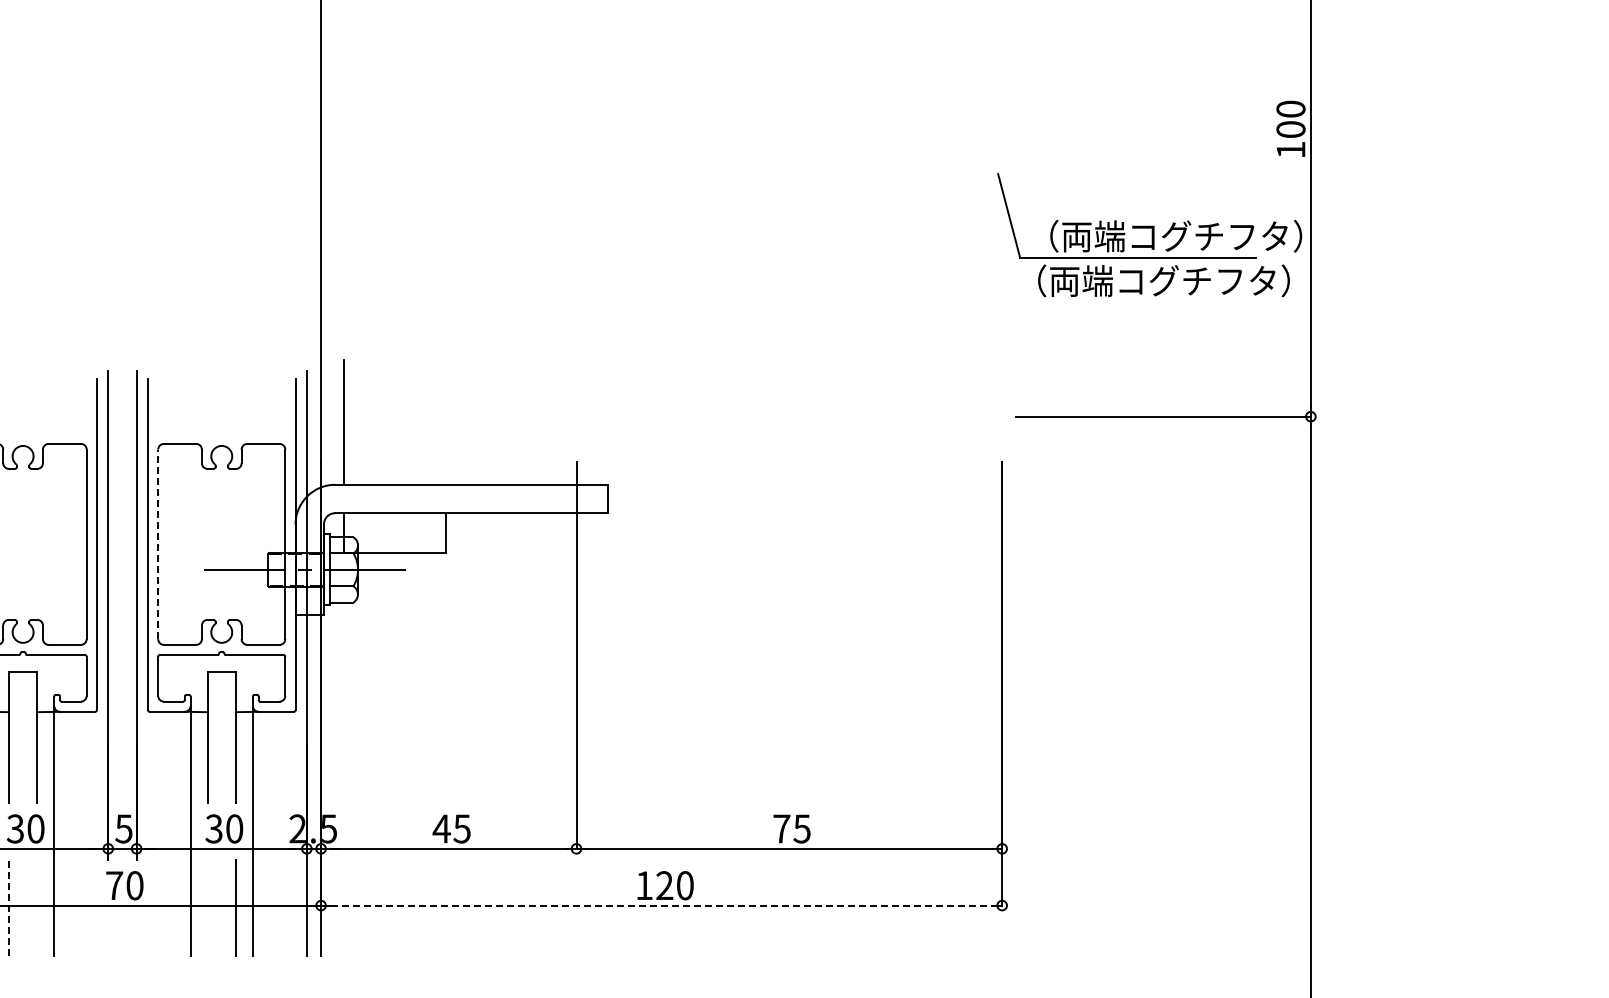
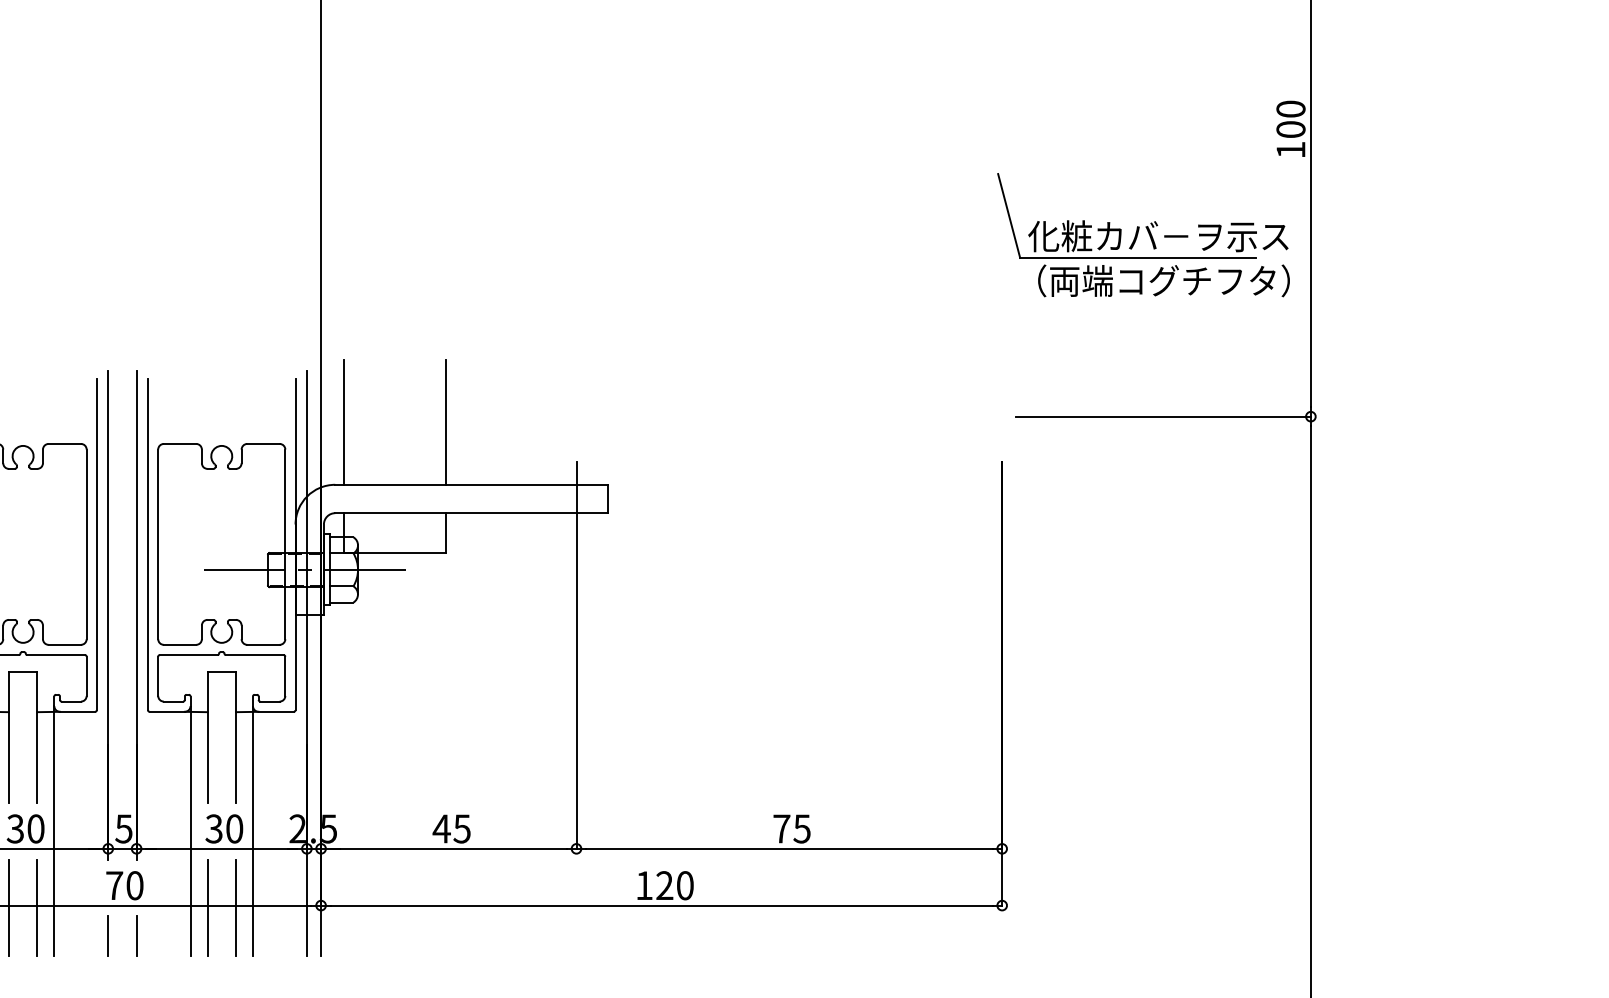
text: （両端コグチフタ） -> 化粧カバ－ヲ示ス (1165, 235)
line: none -> present (445, 421)
line: dashed -> solid (158, 544)
line: dashed -> solid (661, 905)
line: none -> present (37, 907)
line: none -> present (207, 907)
line: dashed -> solid (8, 908)
line: none -> present (108, 935)
line: none -> present (136, 935)
